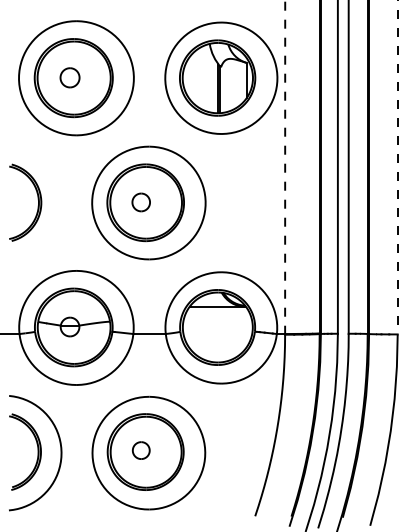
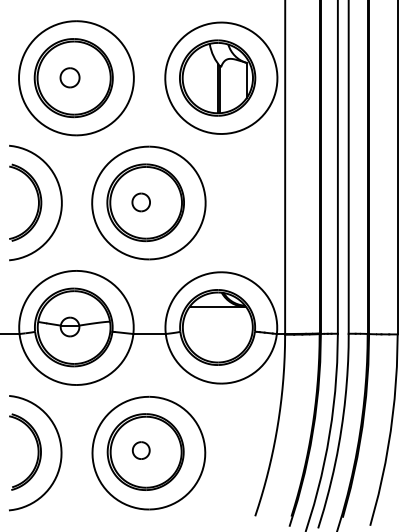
line: dashed -> solid (285, 167)
line: dashed -> solid (397, 167)
curve: none -> present (60, 200)
